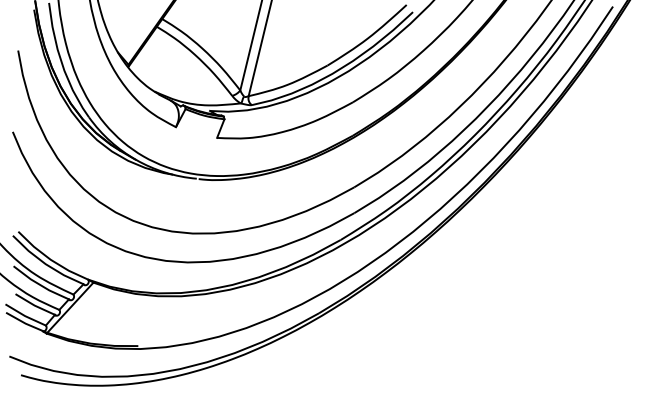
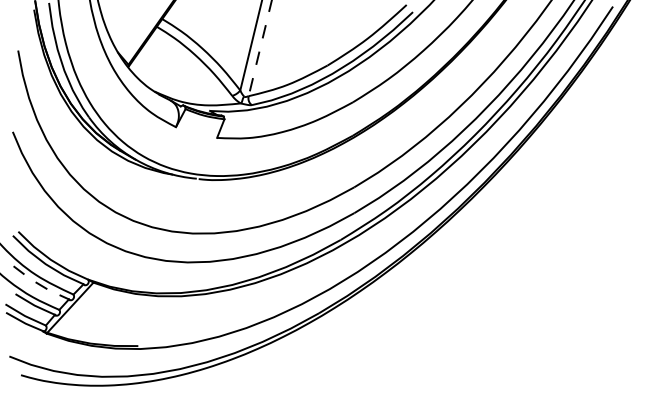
line: solid -> dashed (260, 48)
line: solid -> dashed (40, 284)
